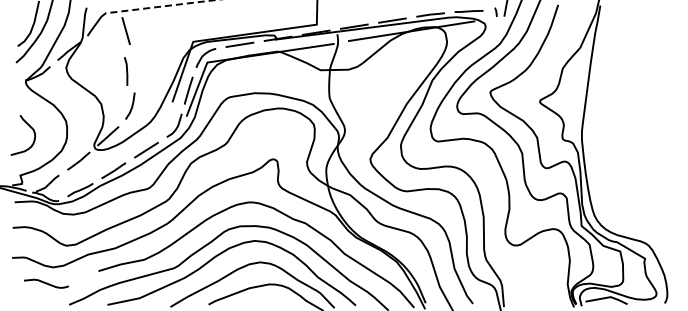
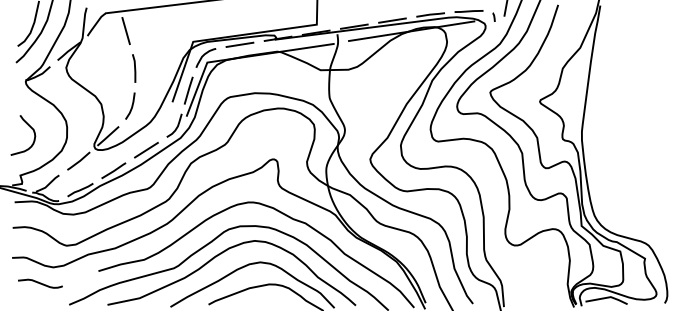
line: dashed -> solid (160, 6)
line position: (495, 11) -> (493, 16) (493, 16)
line position: (126, 71) -> (134, 68) (134, 68)
curve position: (46, 283) -> (40, 283) (40, 283)
